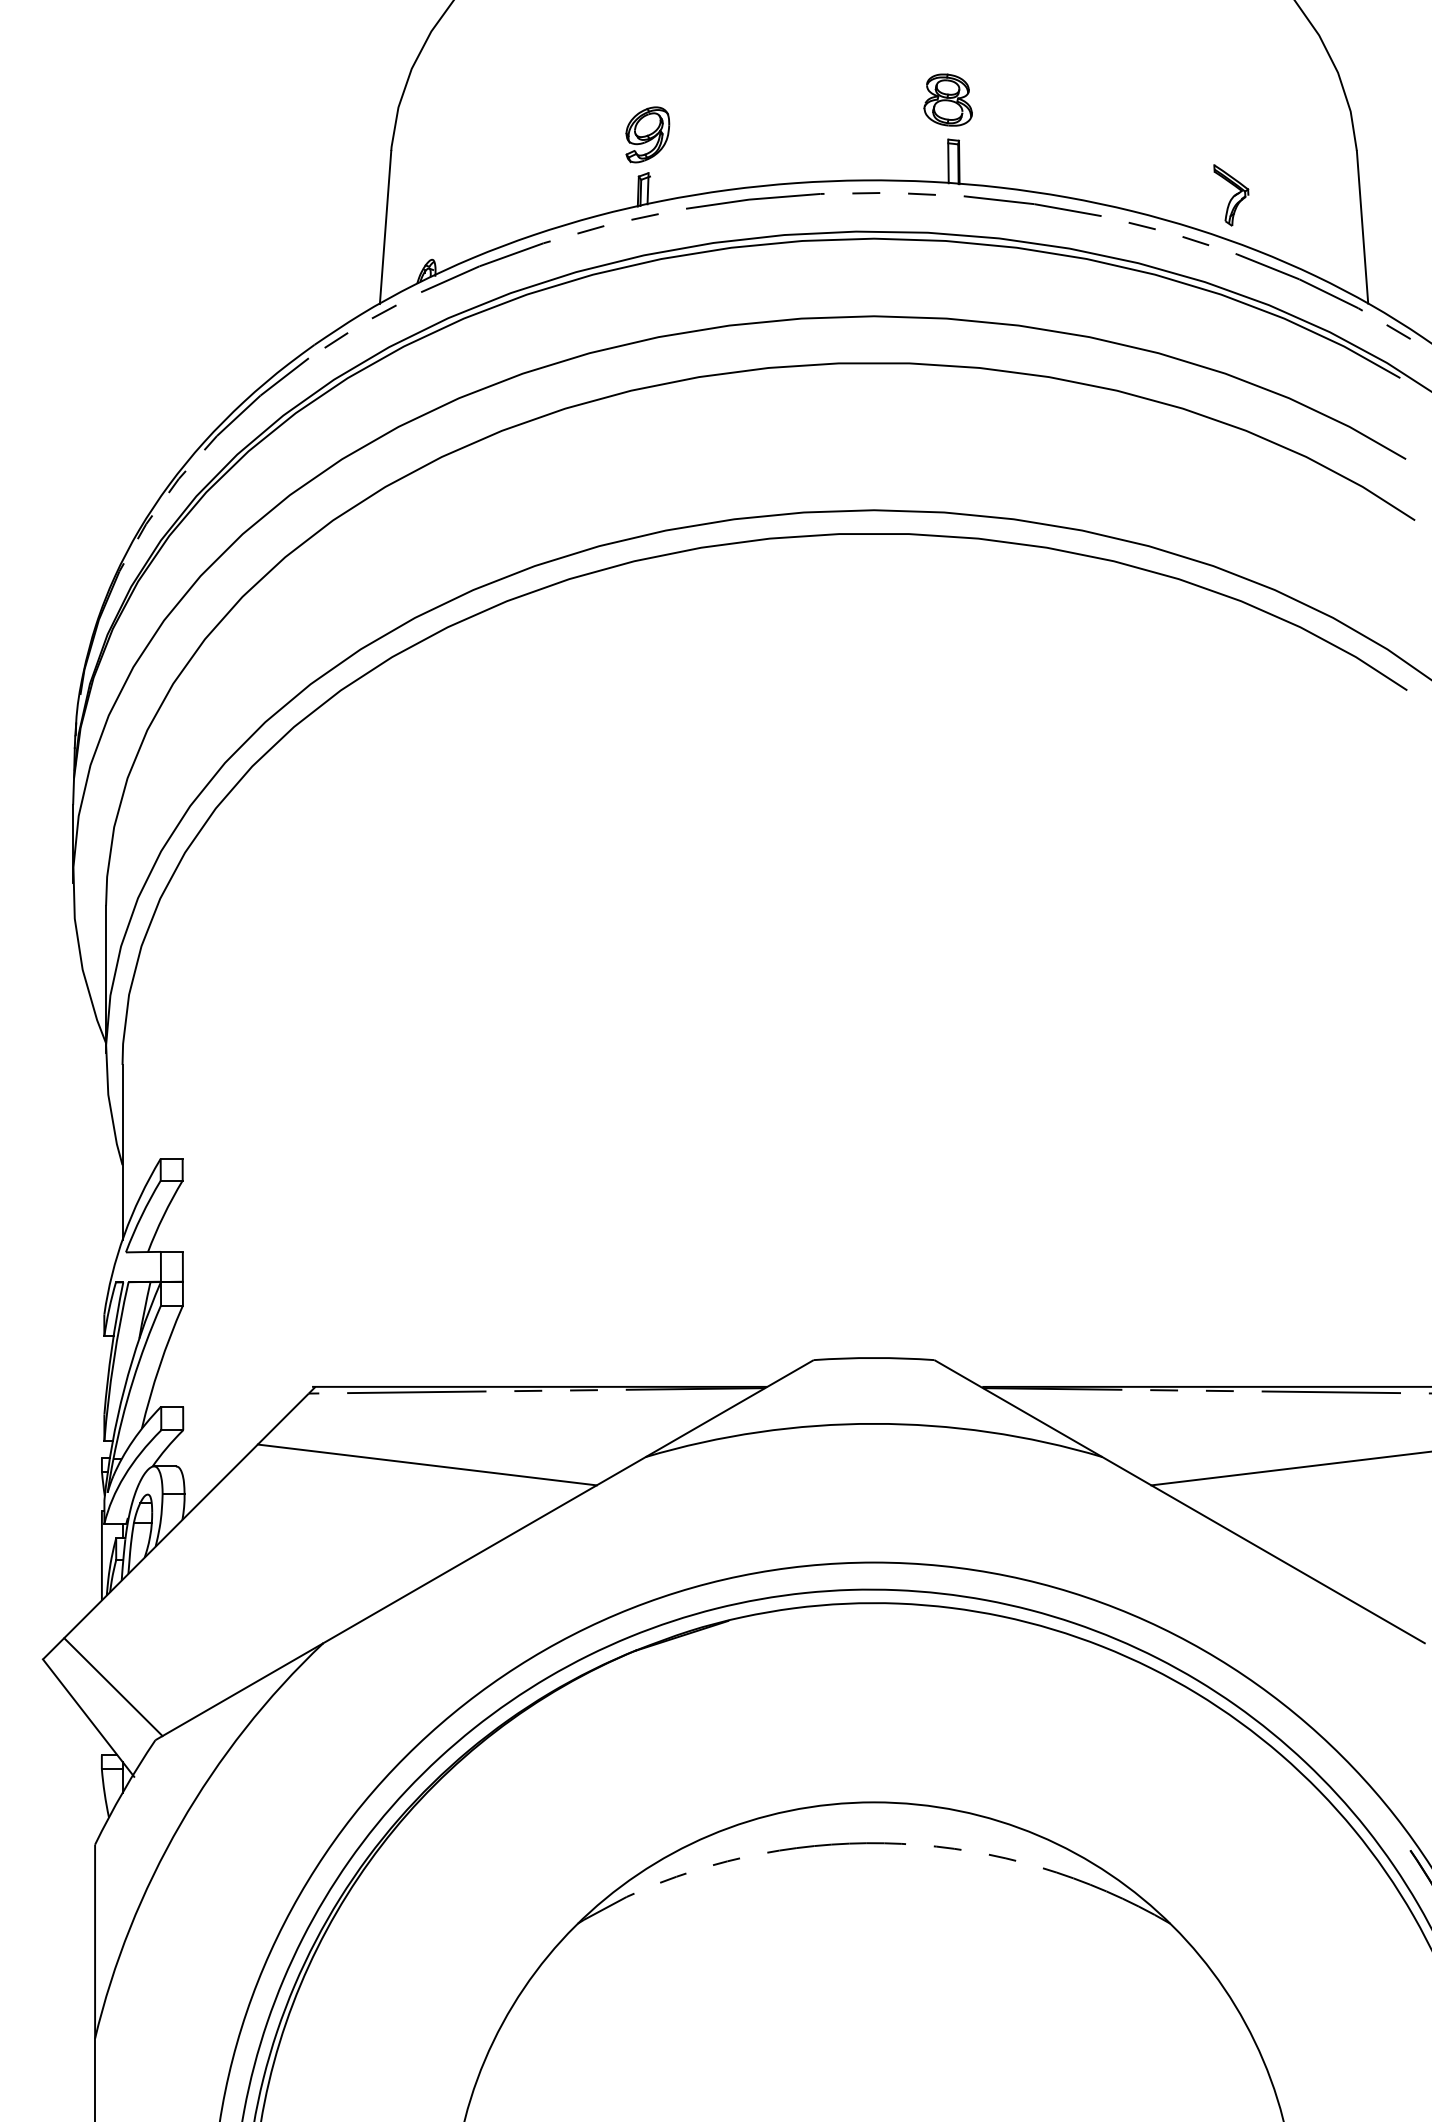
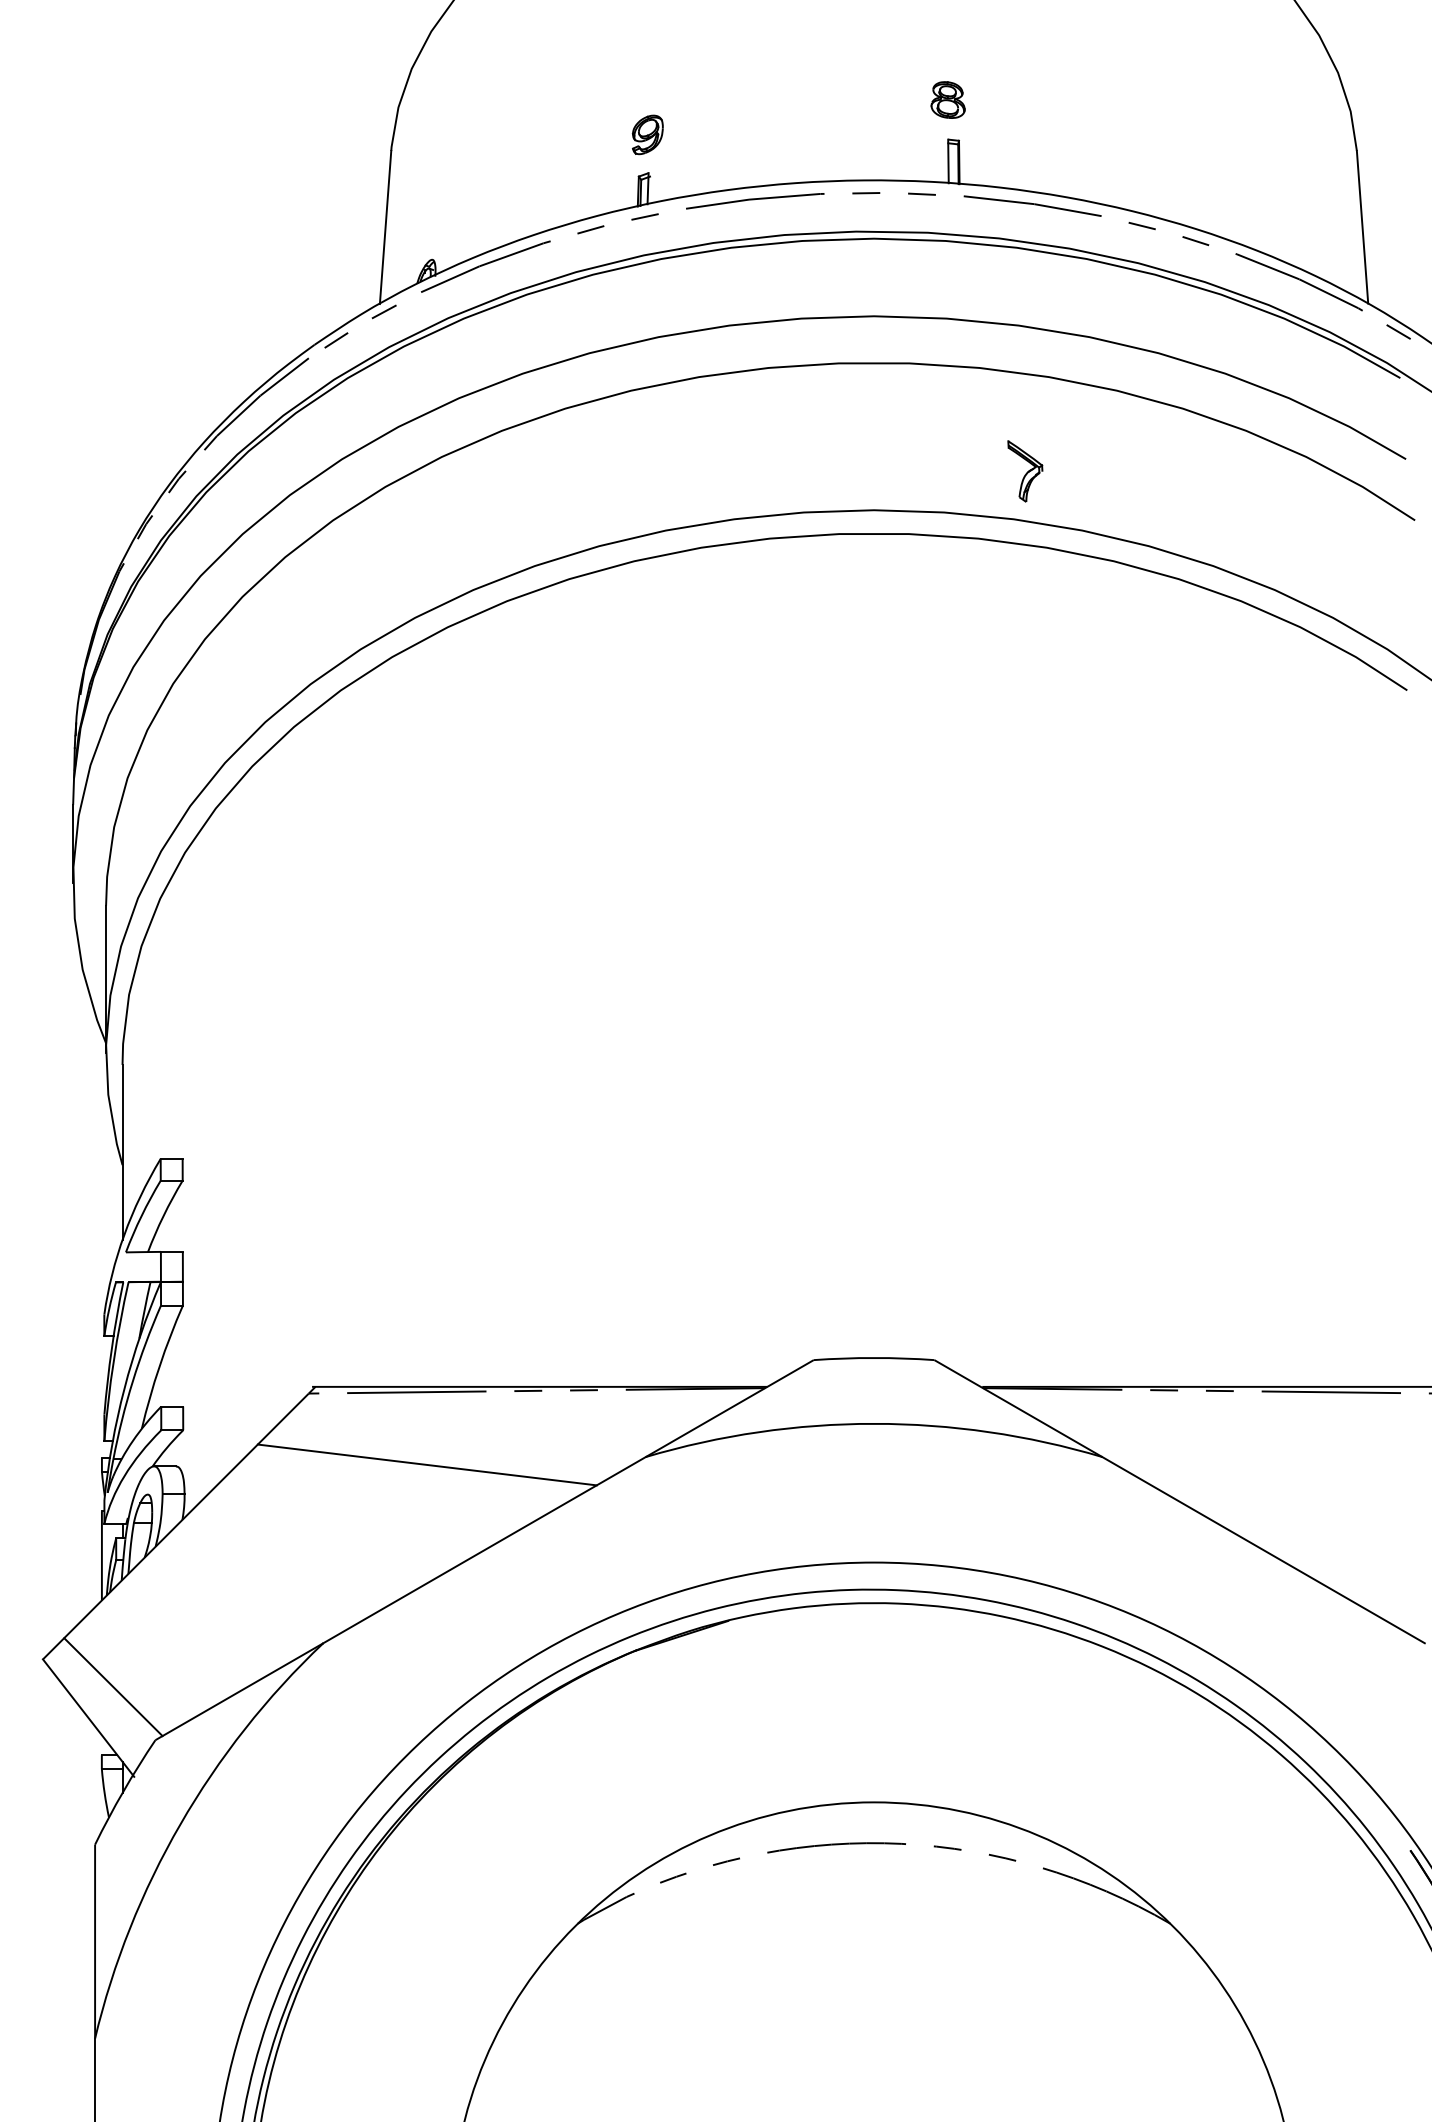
part size: 50x54 px -> 36x38 px (947, 99)
part size: 46x58 px -> 33x42 px (647, 134)
part position: (1231, 195) -> (1025, 471) (1025, 471)
line: present -> none (1289, 1468)
